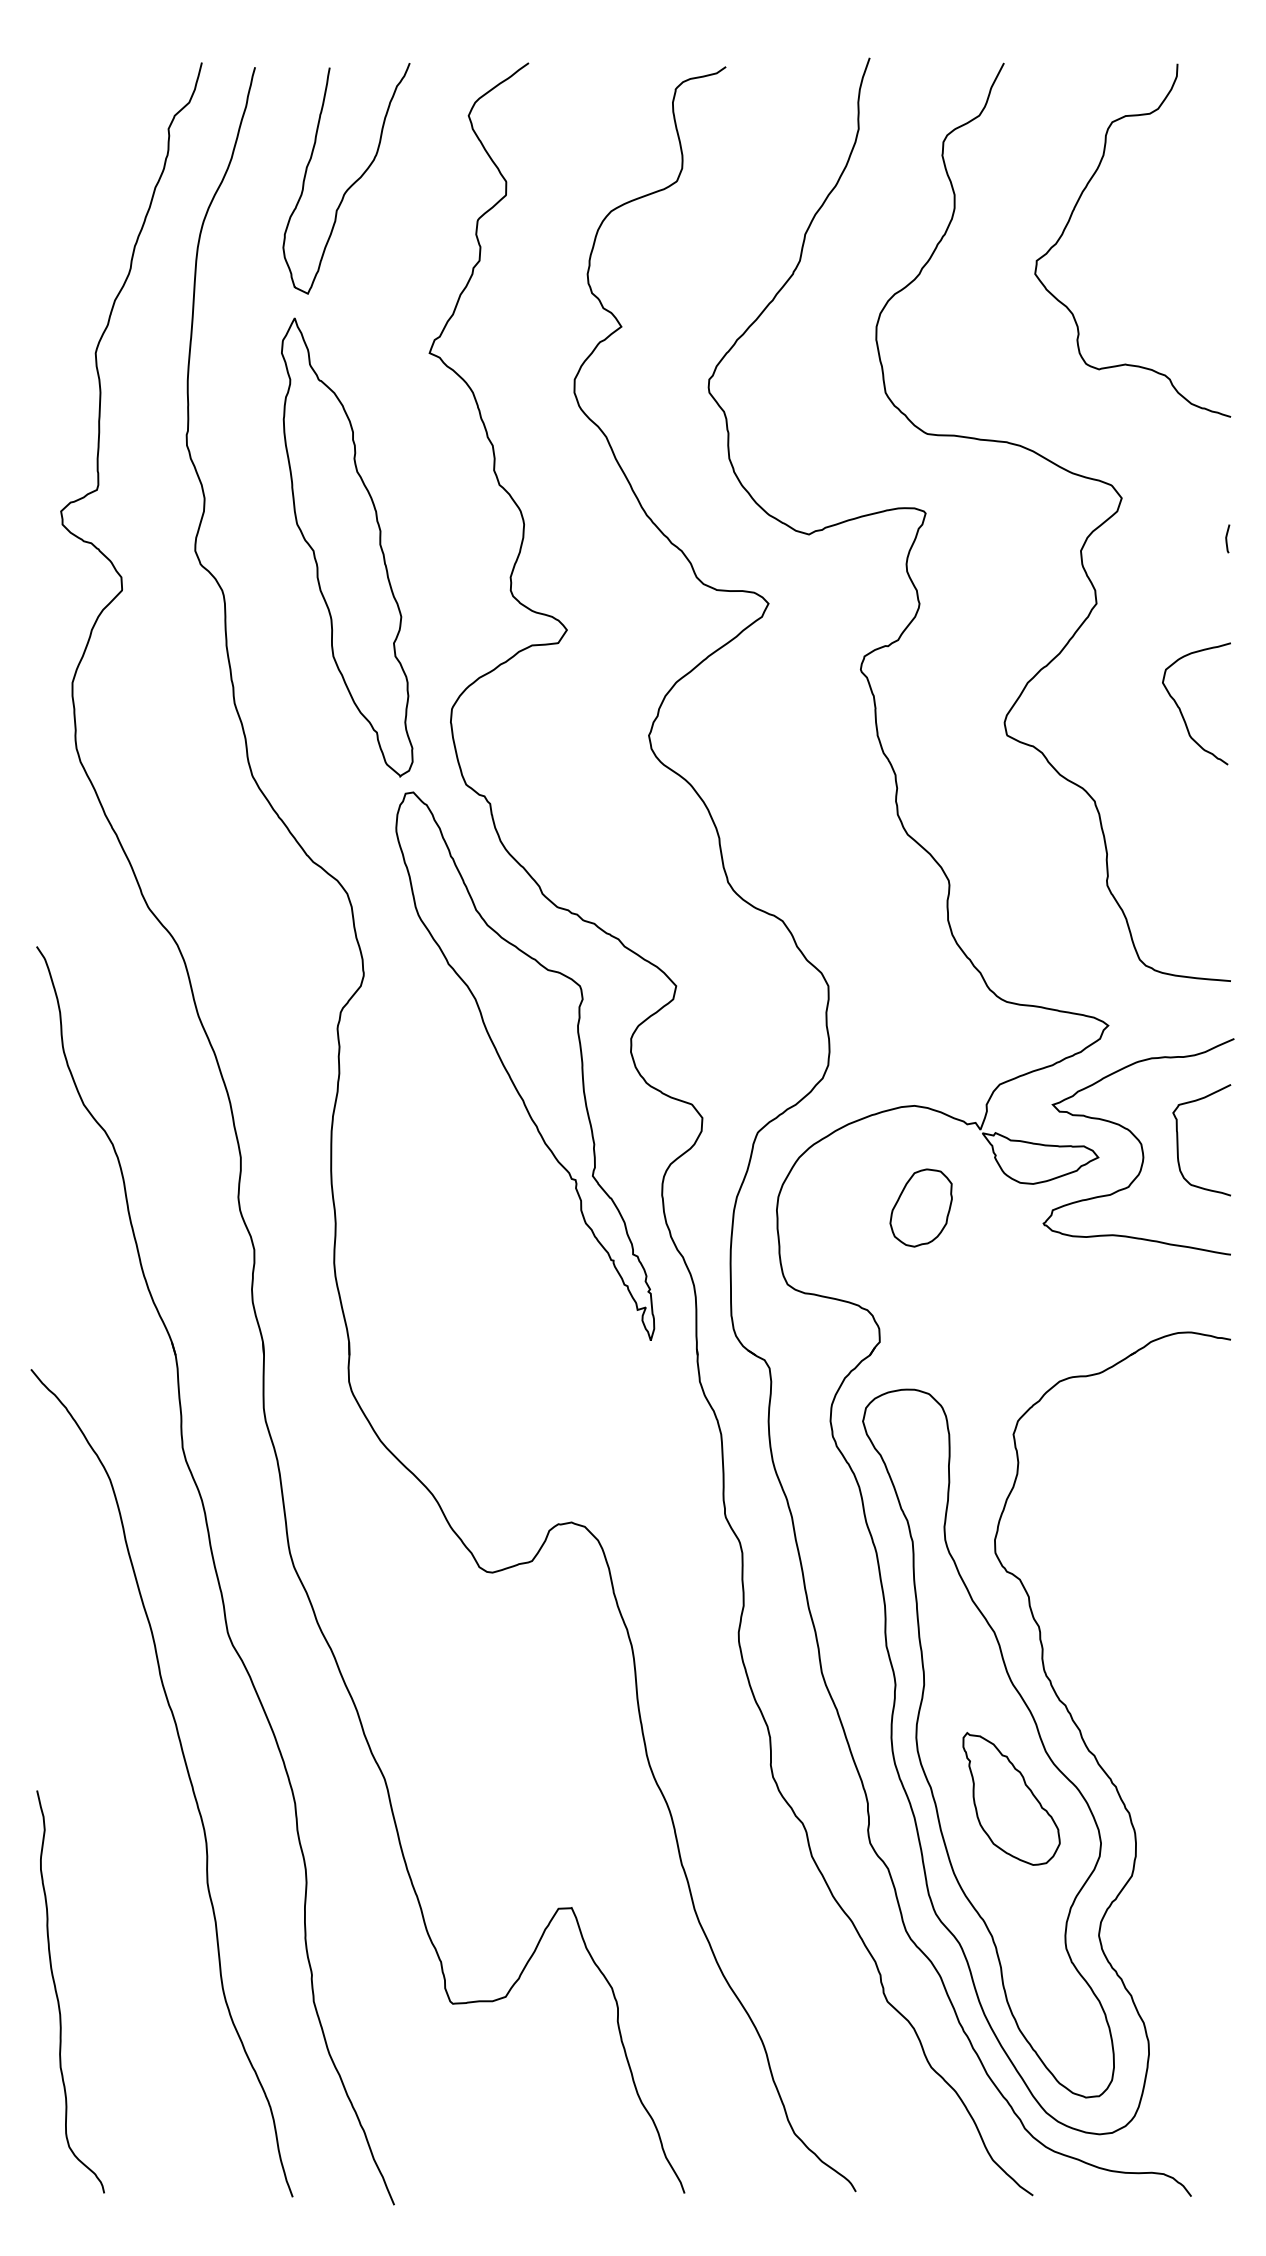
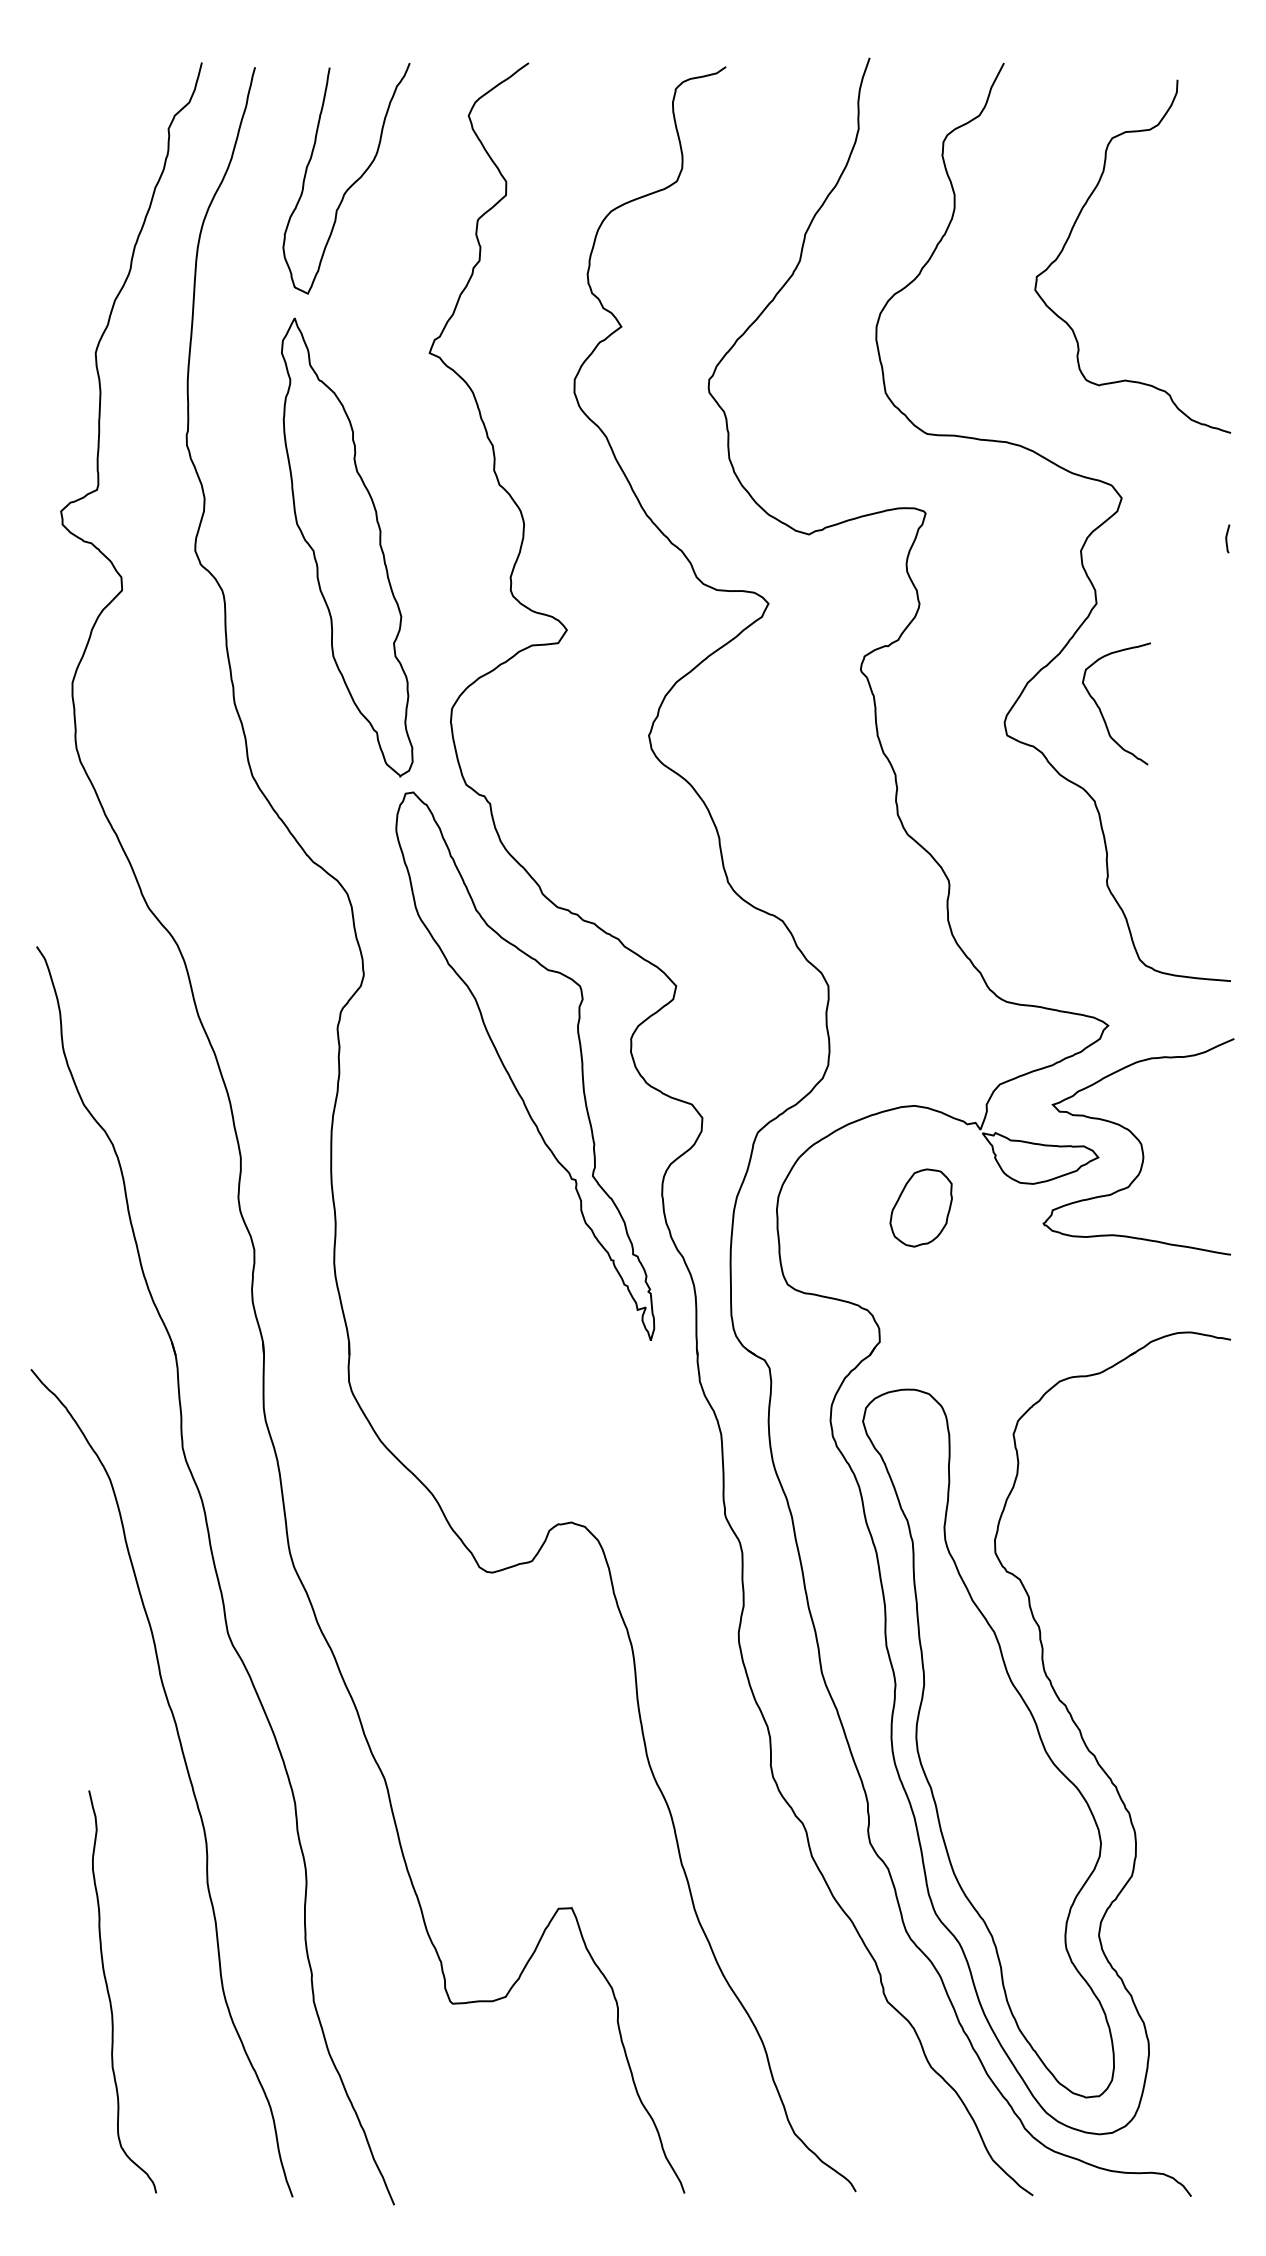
curve position: (1072, 215) -> (1072, 231) (1072, 231)
curve position: (1181, 710) -> (1101, 710) (1101, 710)
curve: present -> none (1178, 1140)
part: present -> none (1011, 1798)
curve position: (57, 1992) -> (109, 1992) (109, 1992)
